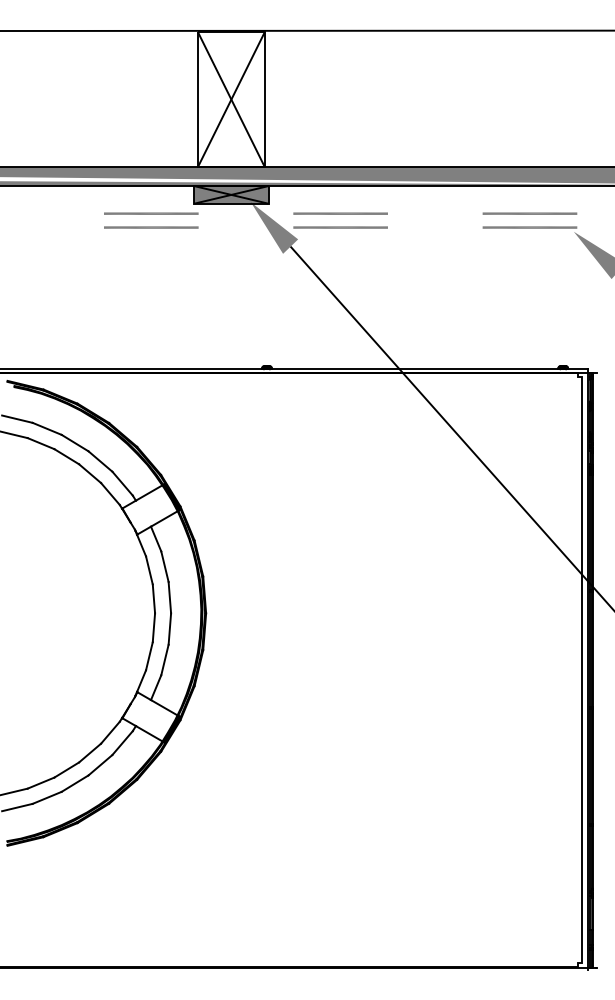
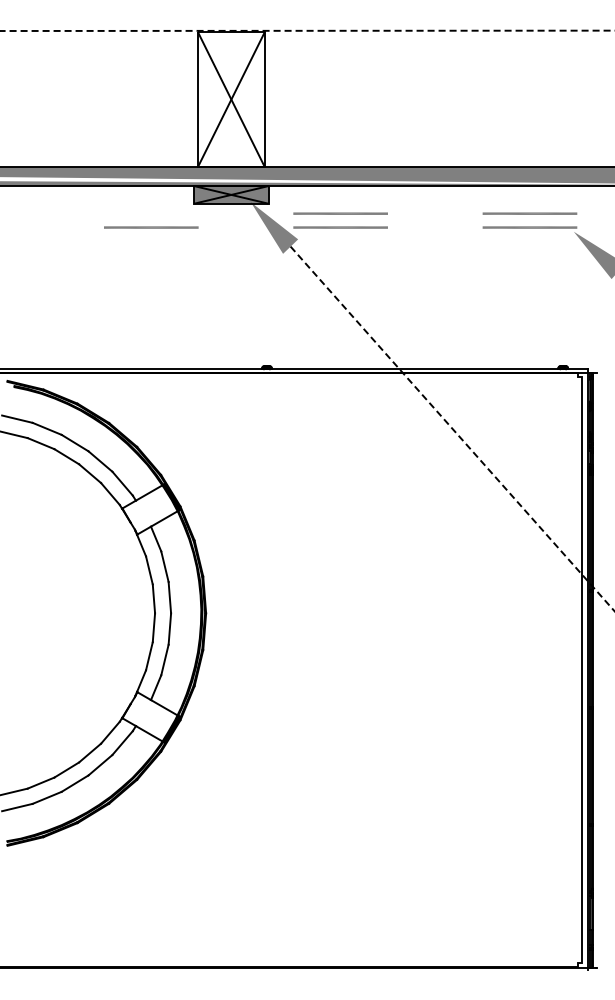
line: solid -> dashed (307, 30)
line: present -> none (151, 213)
line: solid -> dashed (452, 428)
